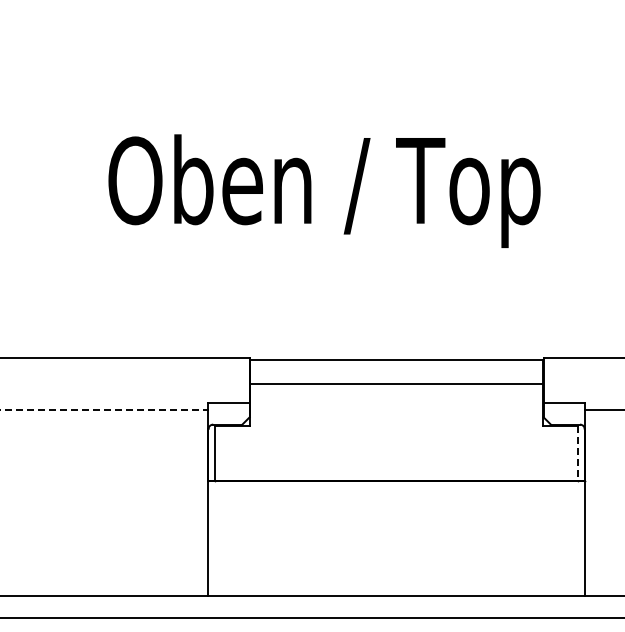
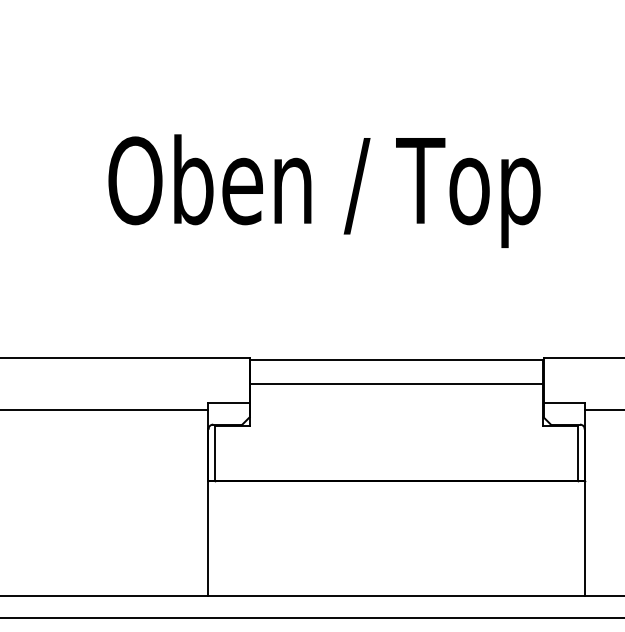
line: dashed -> solid (104, 410)
line: dashed -> solid (577, 453)
